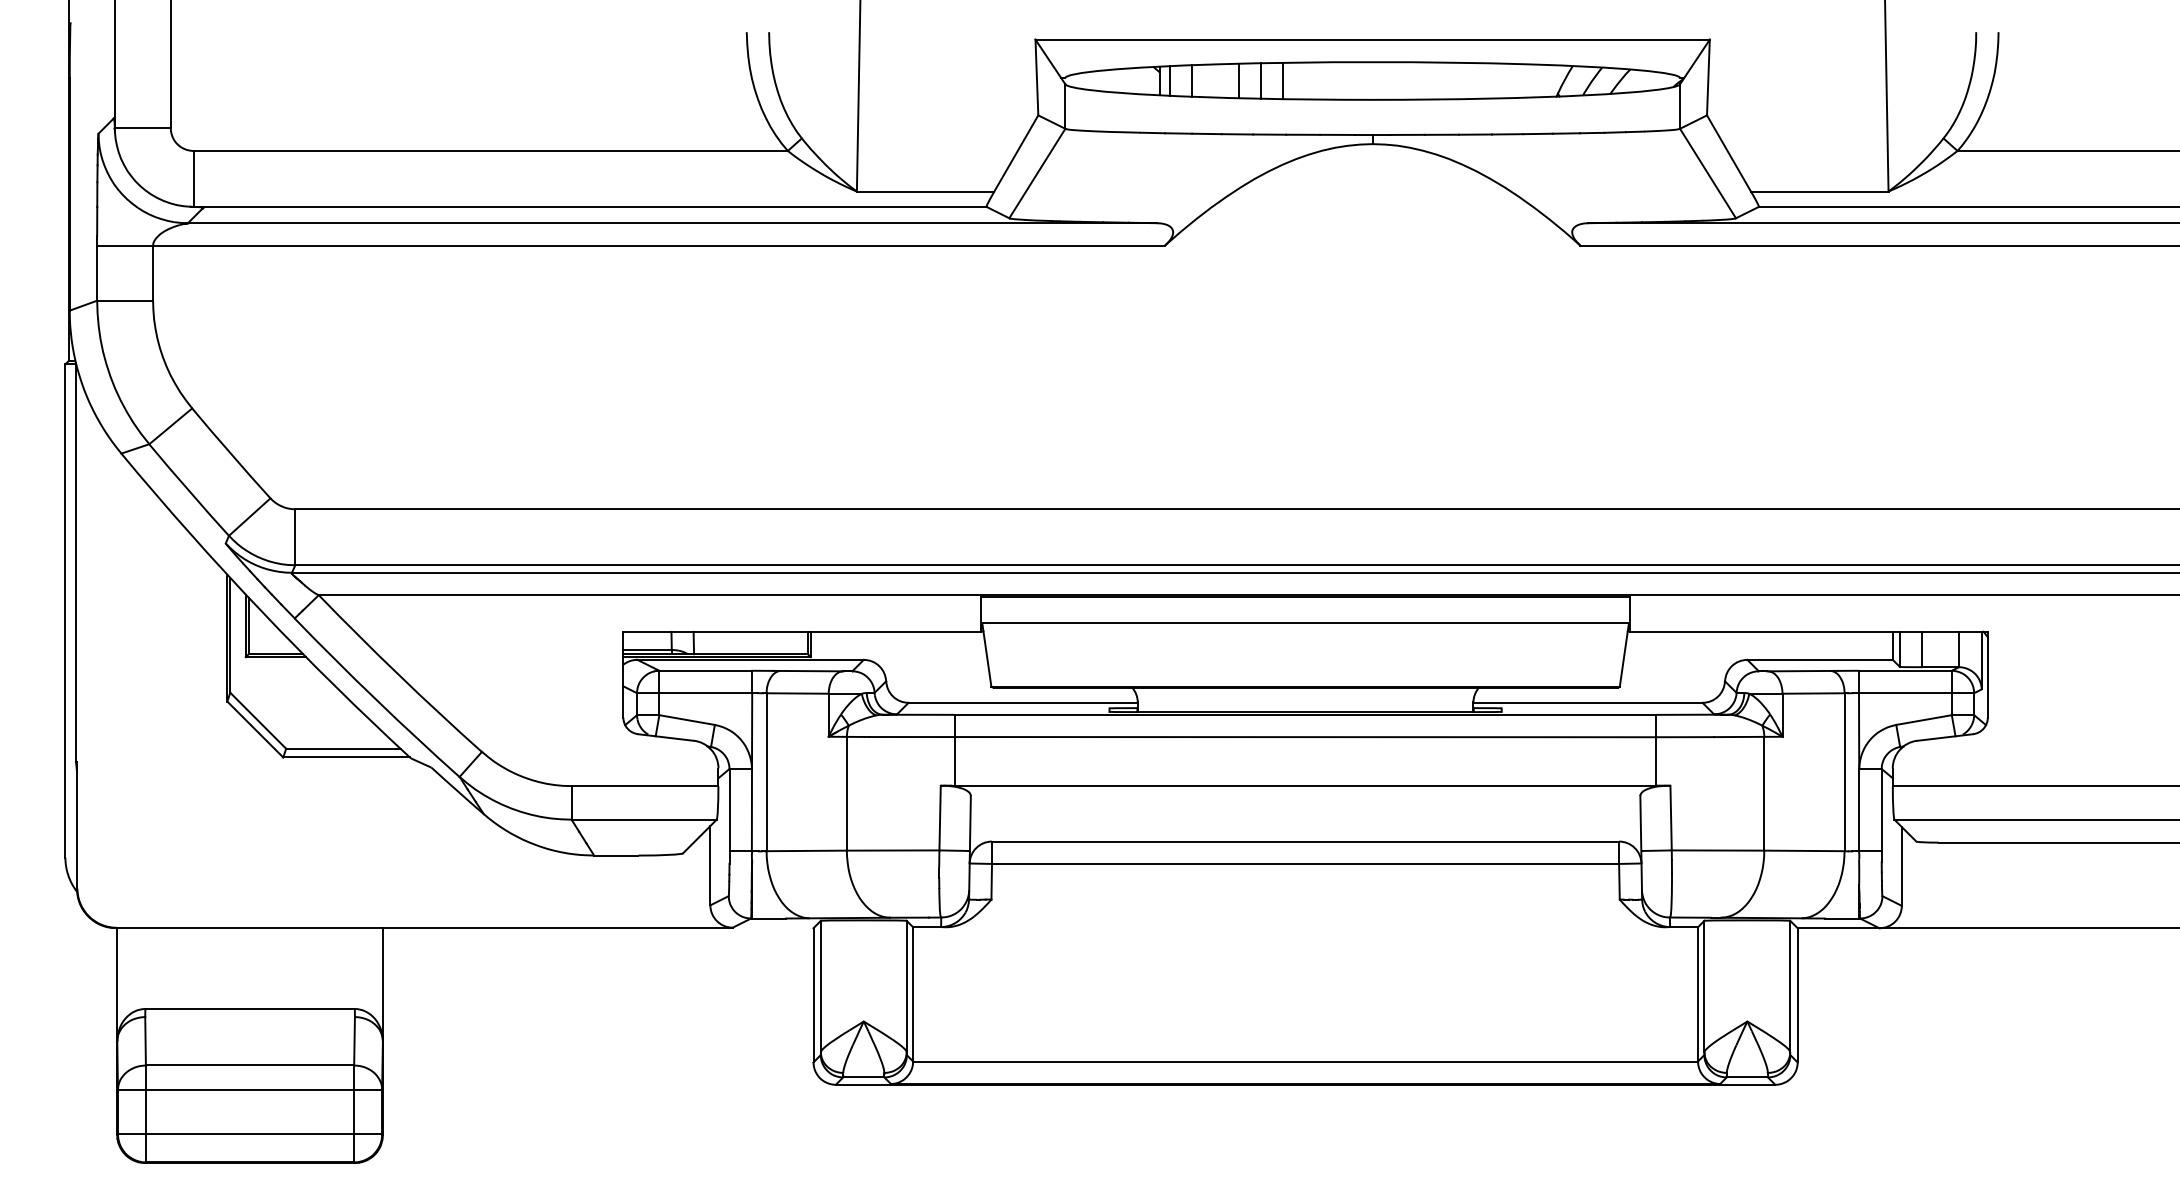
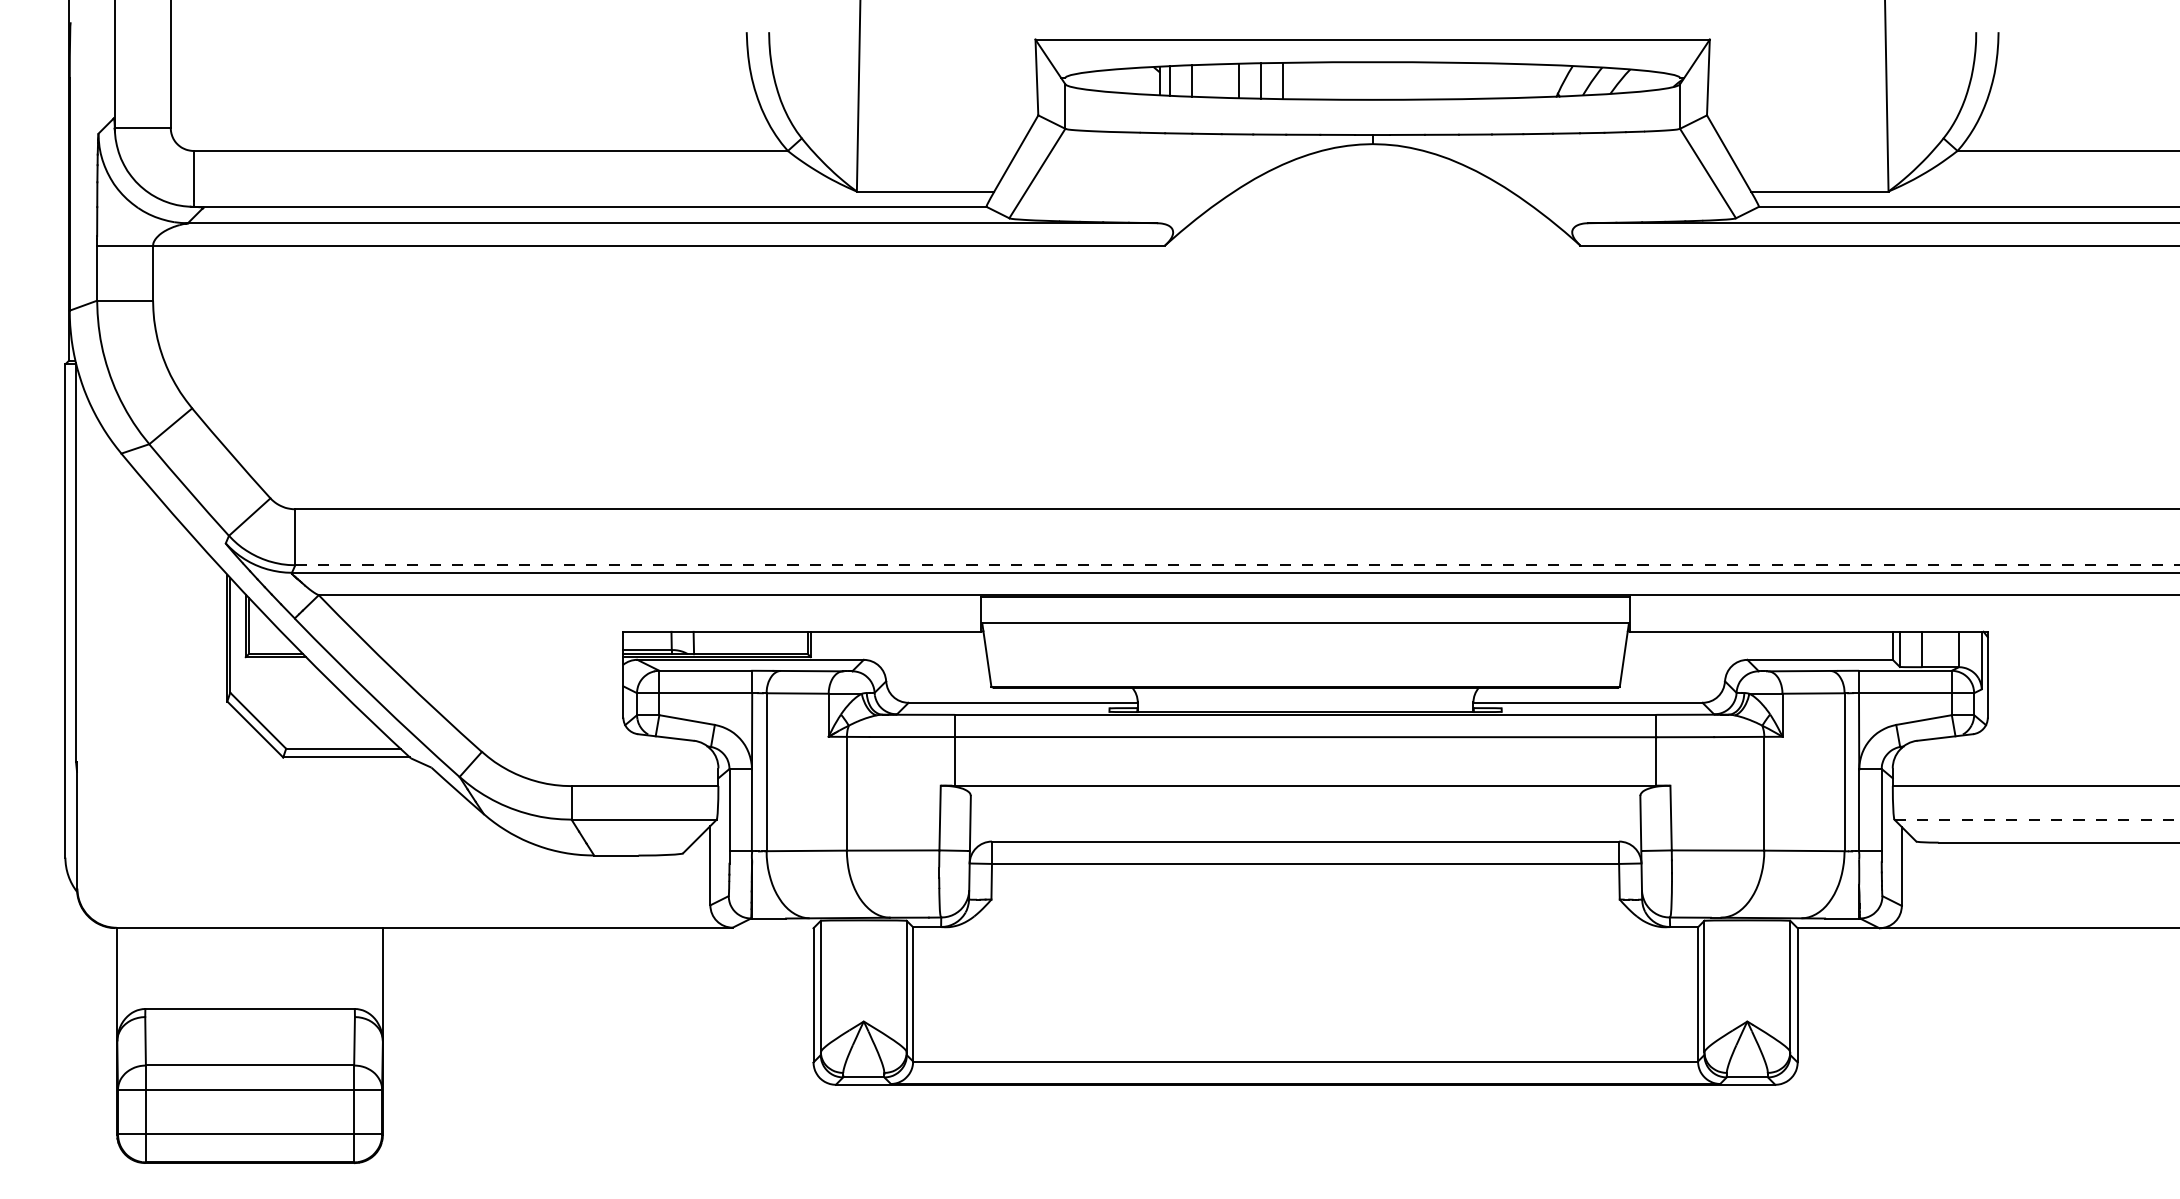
line: solid -> dashed (1237, 565)
line: solid -> dashed (2037, 819)
